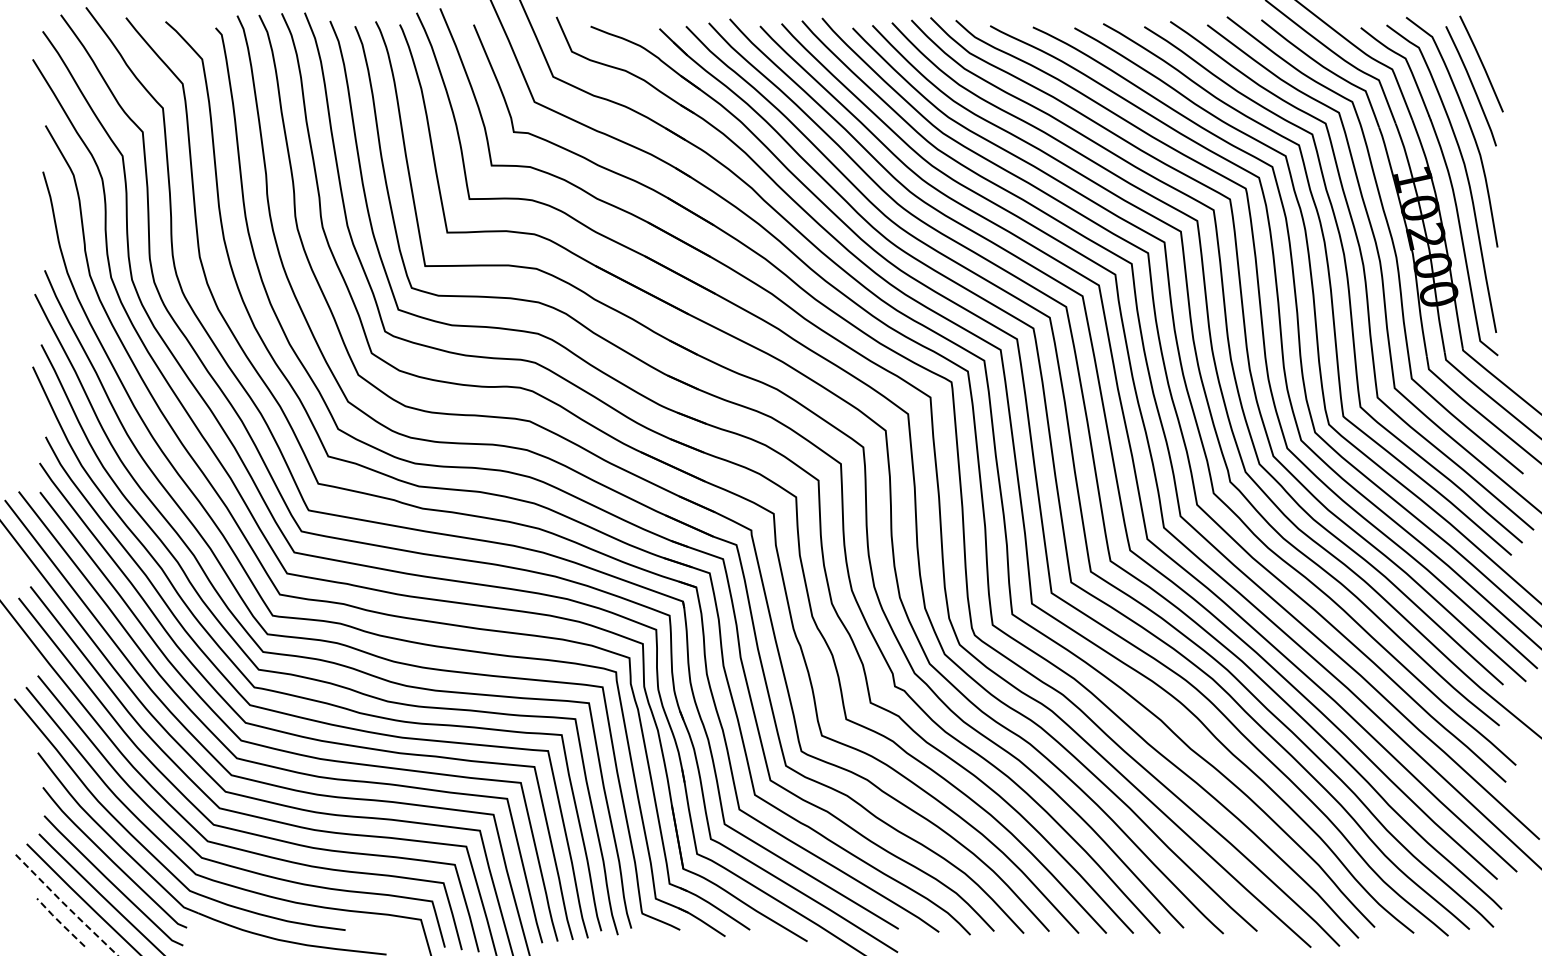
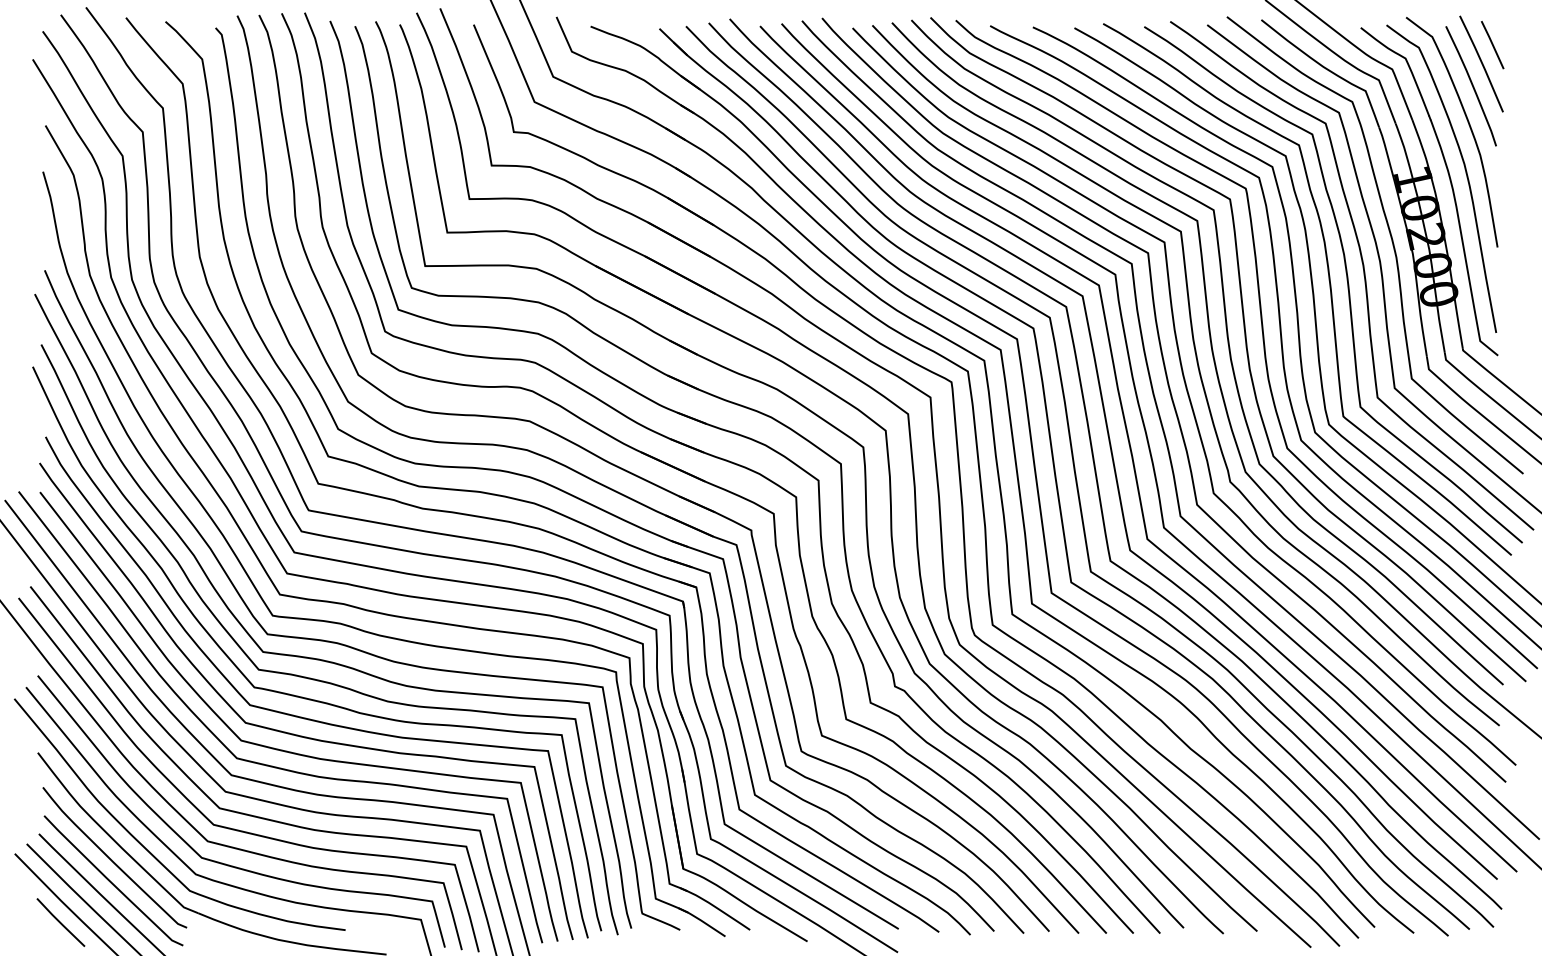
line: none -> present (1492, 45)
line: dashed -> solid (65, 905)
line: dashed -> solid (60, 922)
